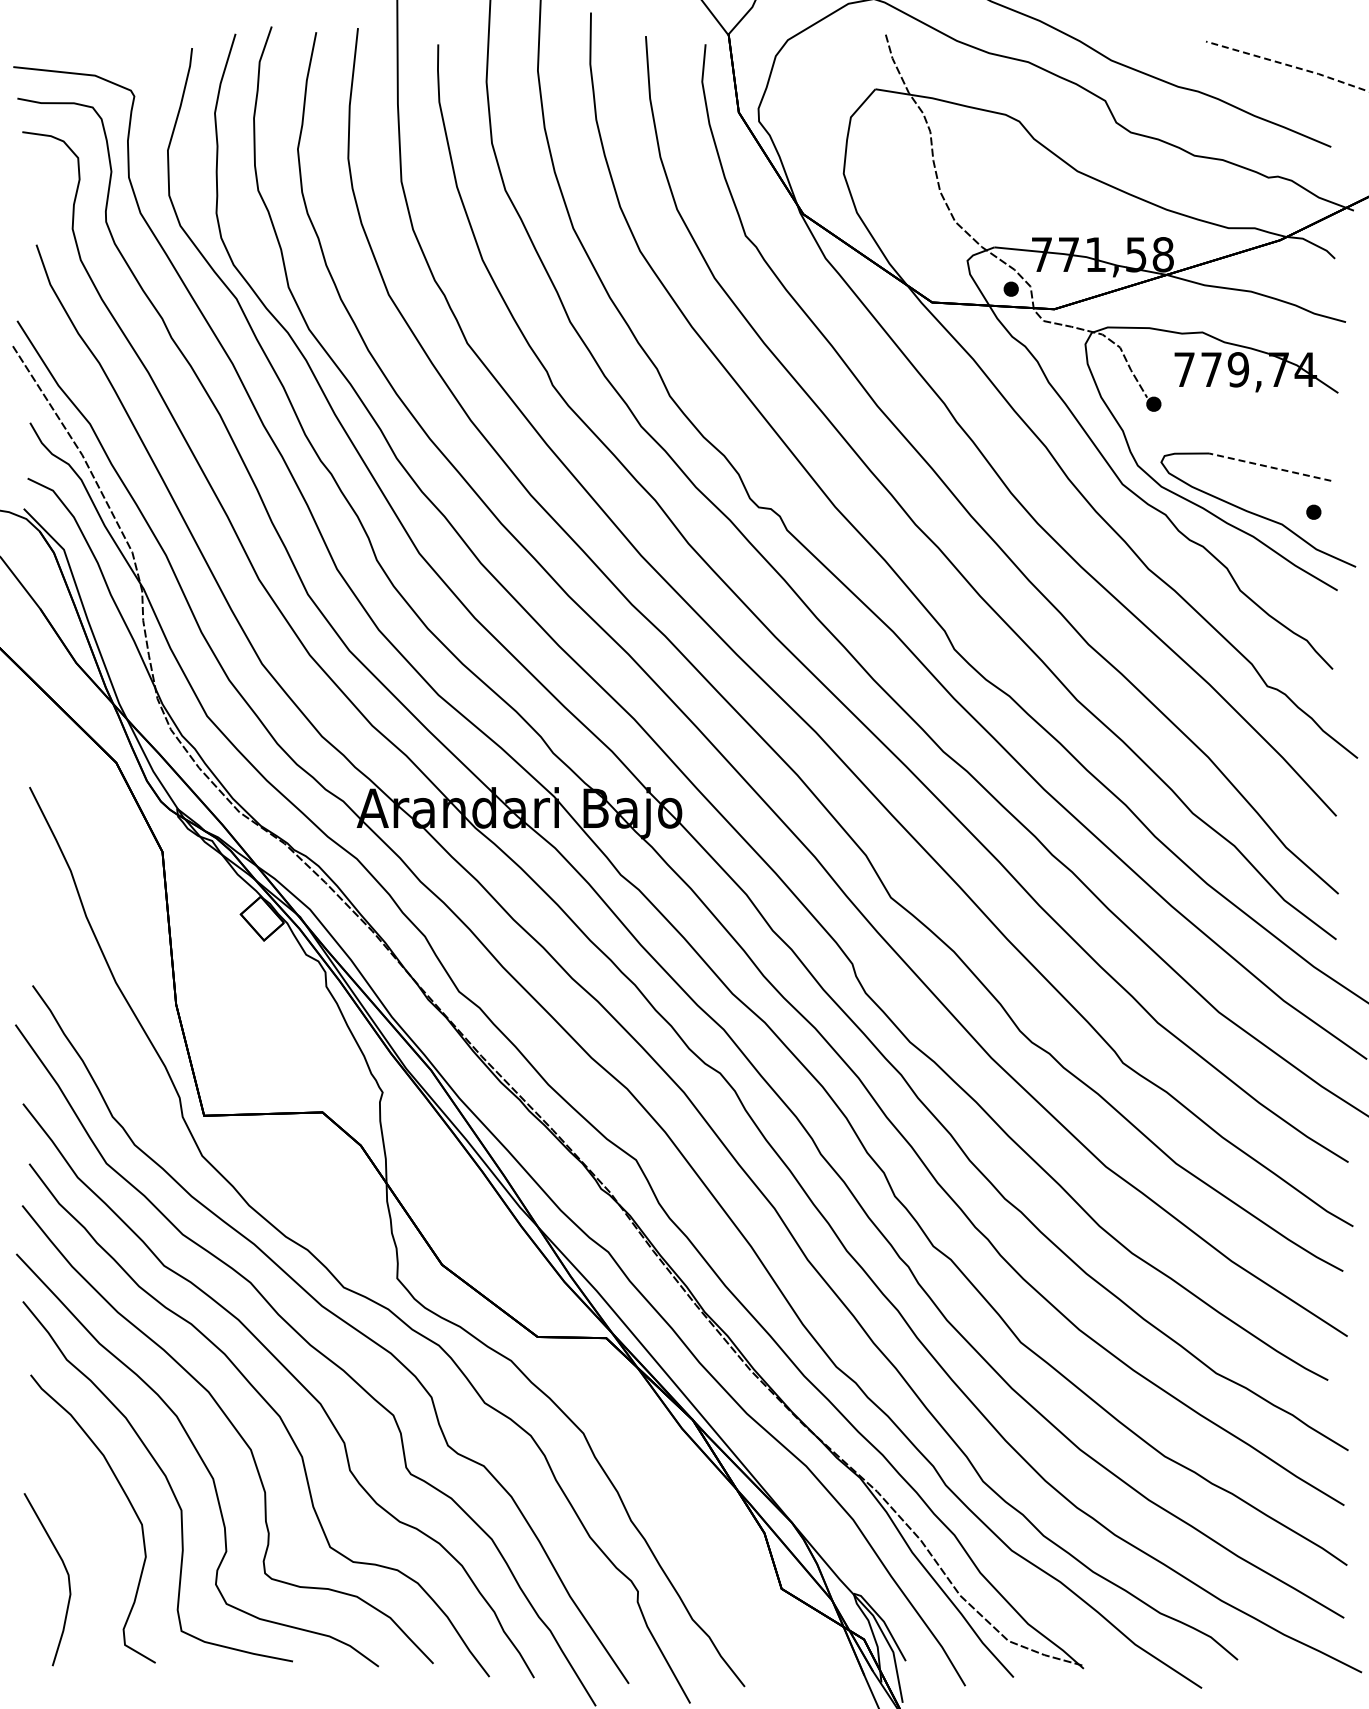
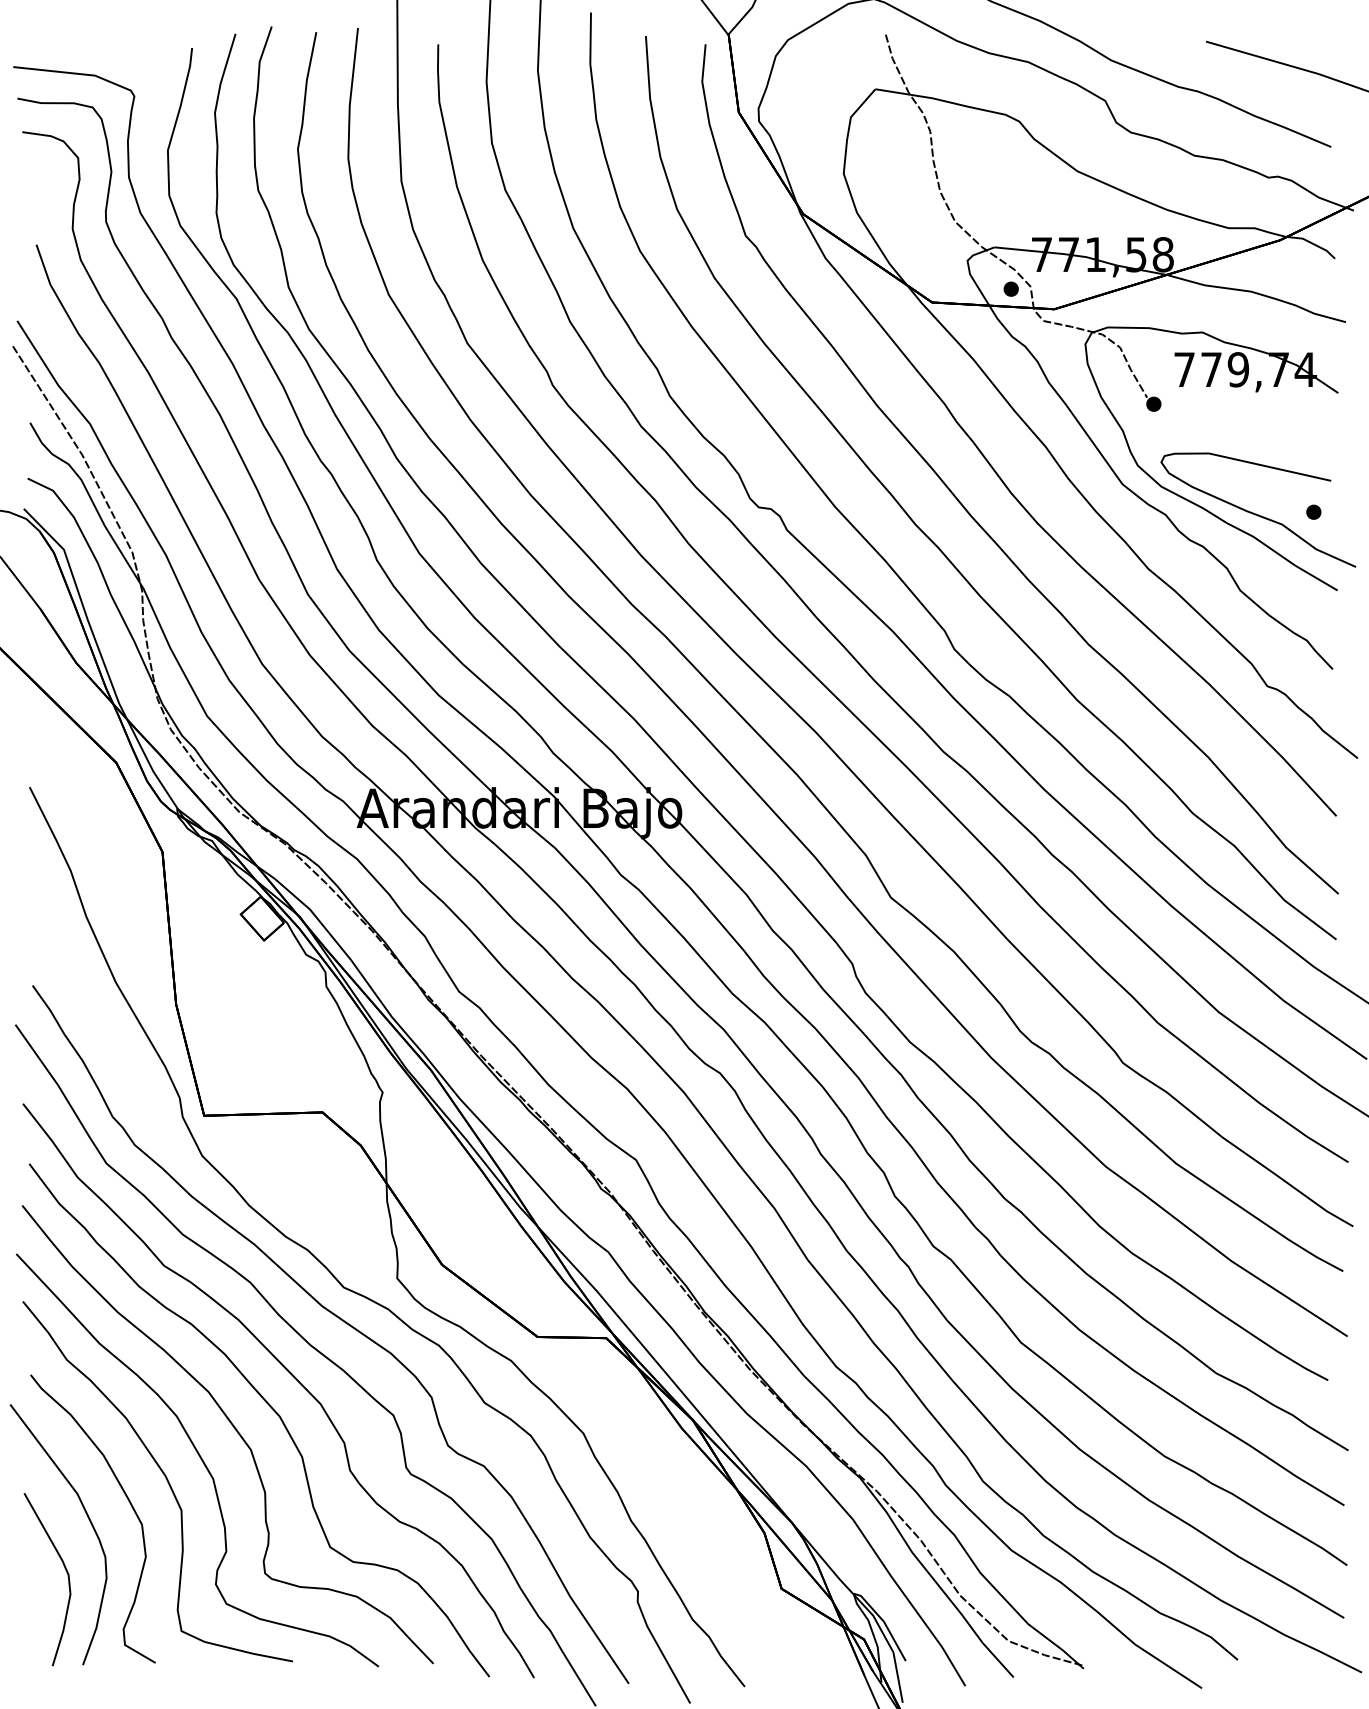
line: dashed -> solid (1288, 65)
line: dashed -> solid (1270, 467)
curve: none -> present (88, 1519)
